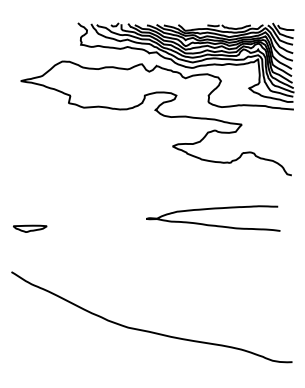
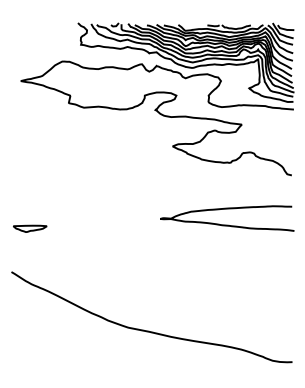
curve position: (213, 224) -> (227, 224) (227, 224)
